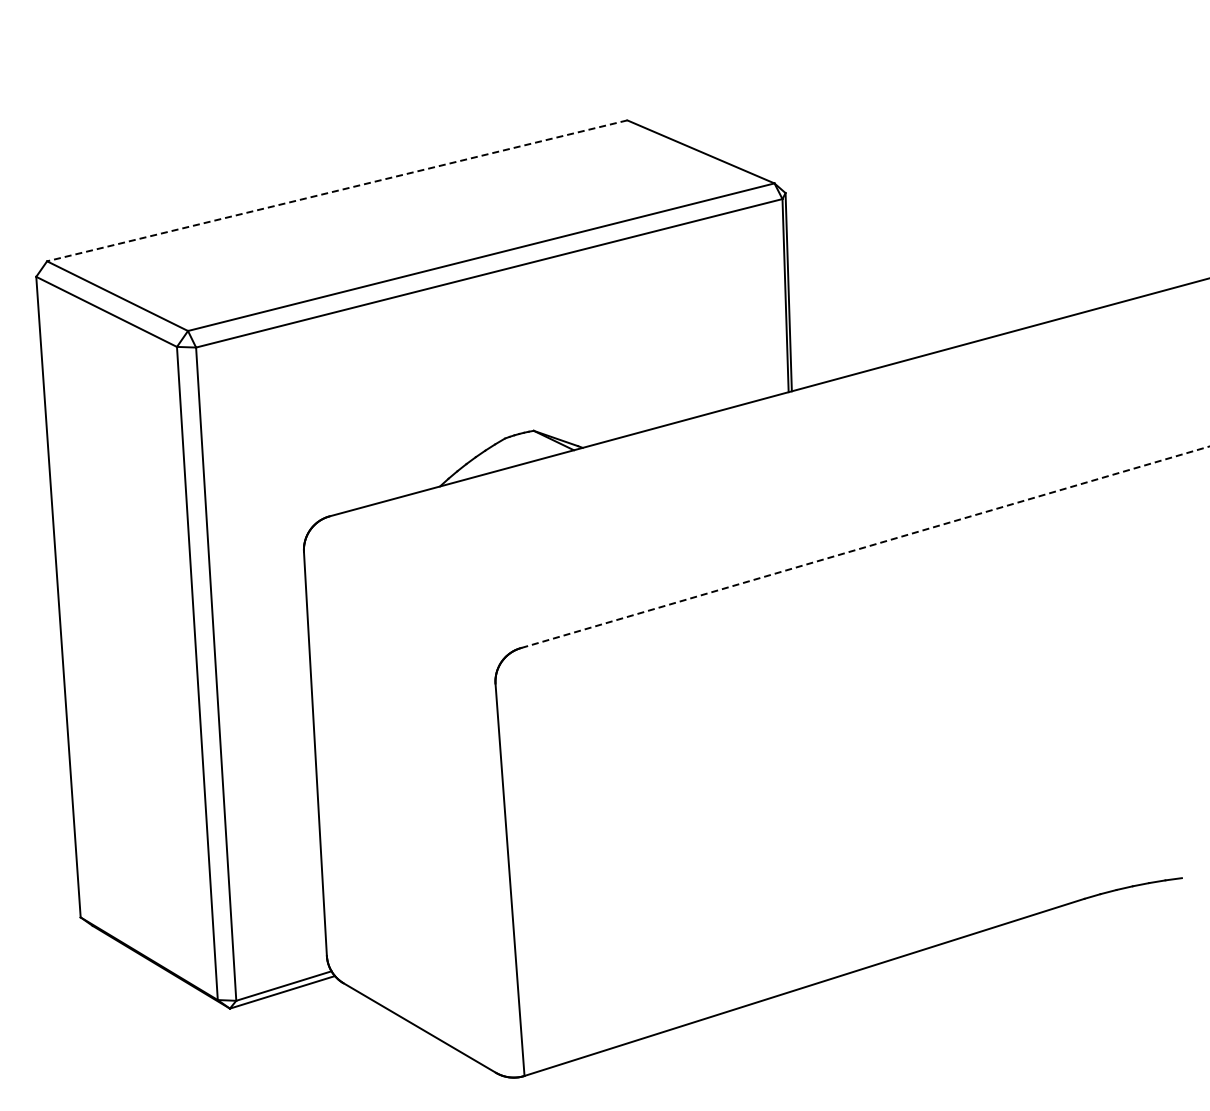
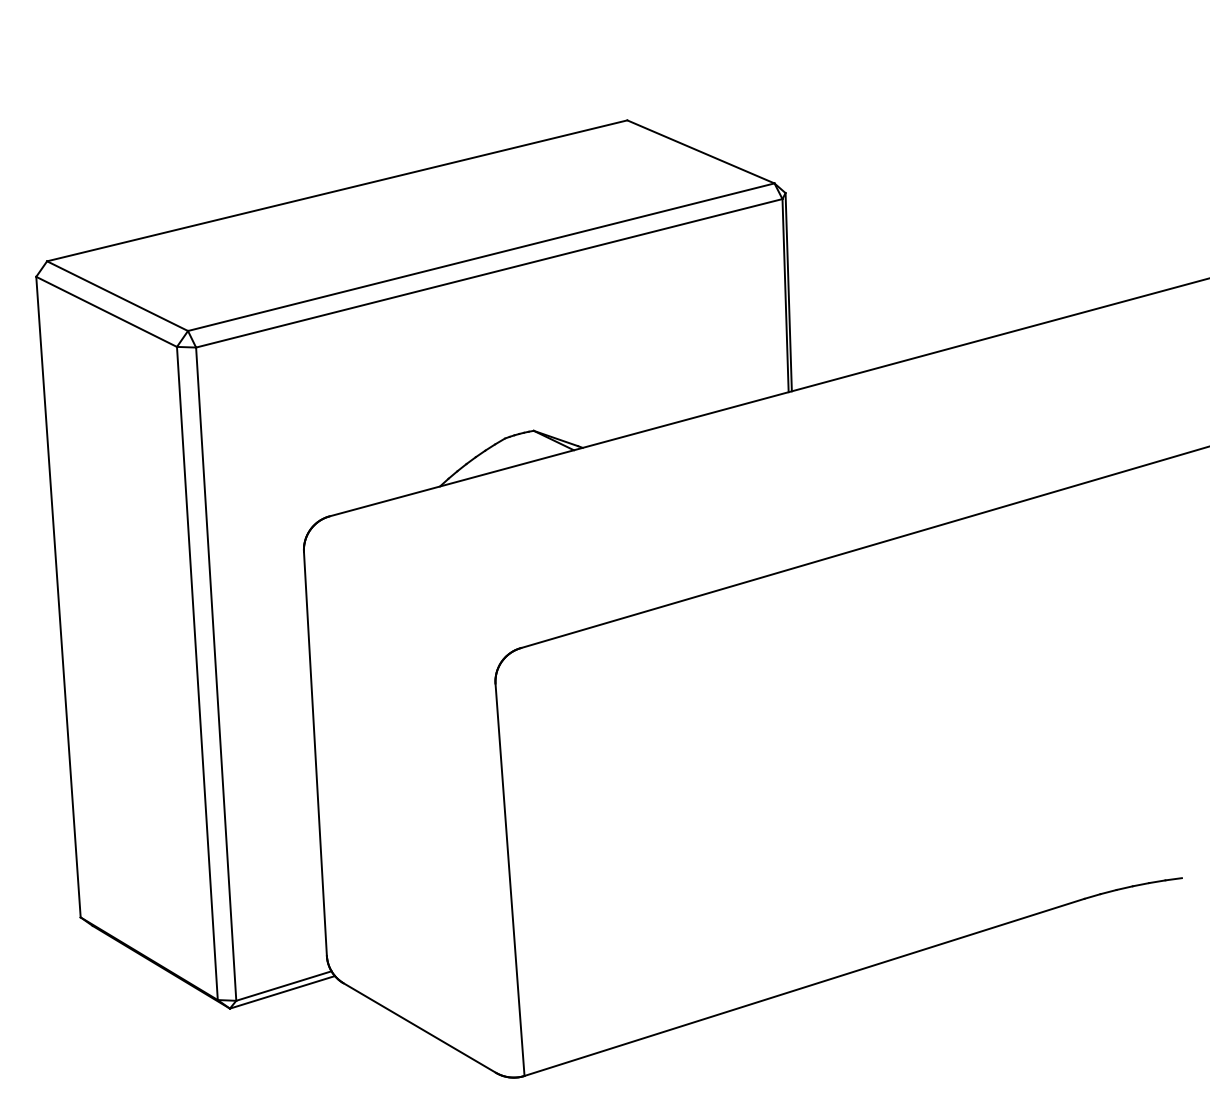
line: dashed -> solid (337, 190)
line: dashed -> solid (865, 547)
